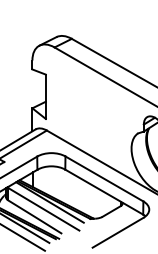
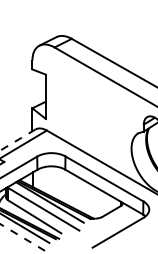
line: solid -> dashed (17, 140)
line: solid -> dashed (22, 237)
